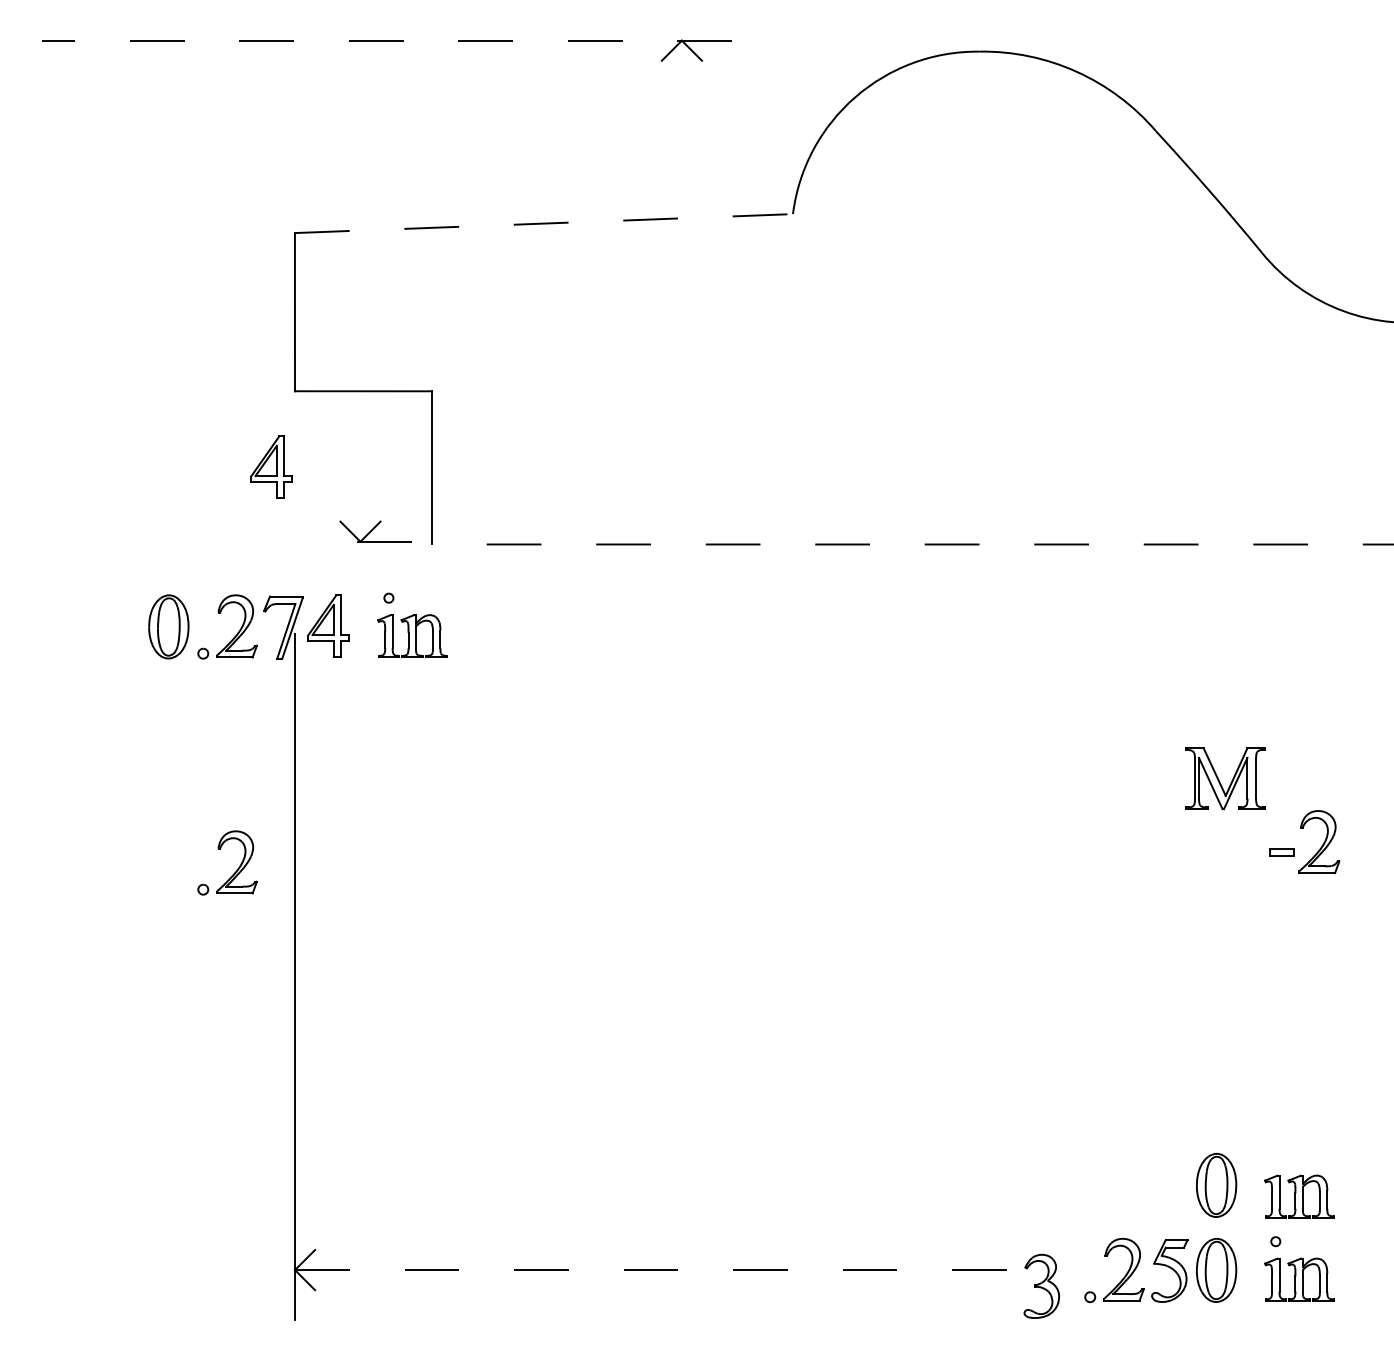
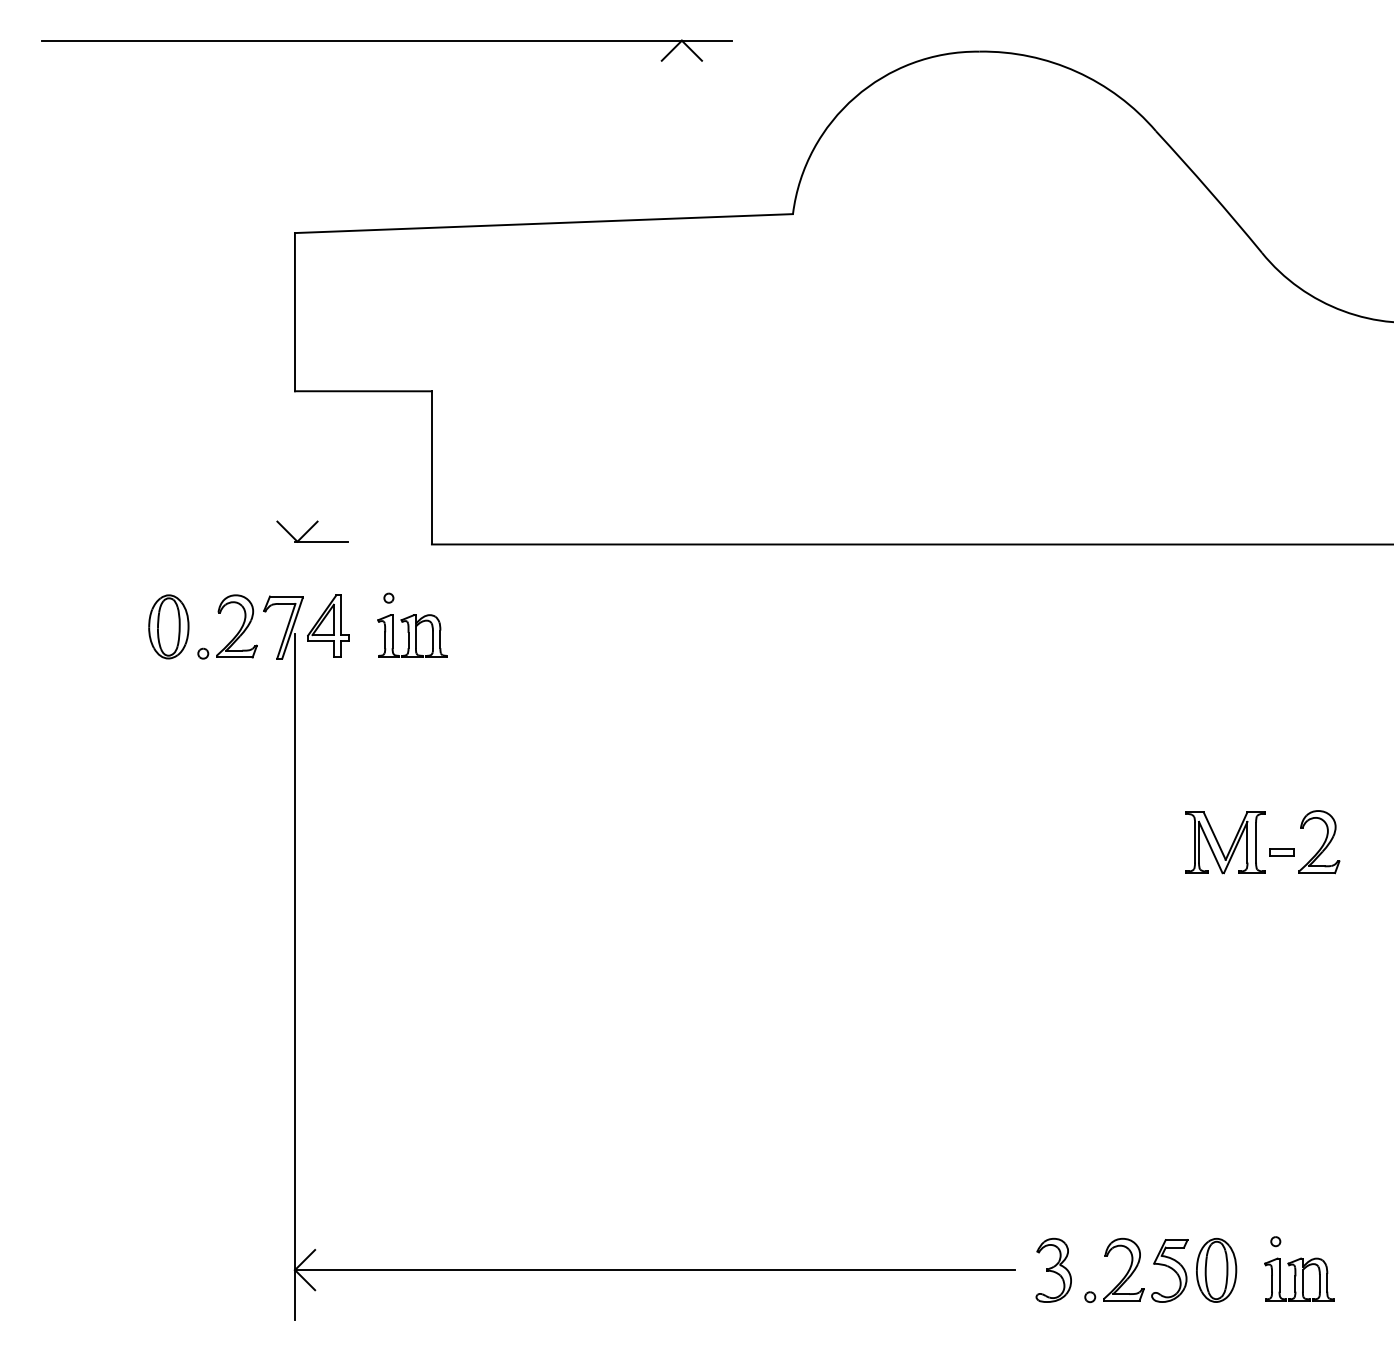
line: dashed -> solid (386, 40)
line: dashed -> solid (544, 223)
part: present -> none (271, 466)
part position: (375, 531) -> (312, 531) (312, 531)
line: dashed -> solid (912, 544)
part position: (1225, 778) -> (1225, 842) (1225, 842)
part: present -> none (237, 868)
part: present -> none (1216, 1185)
part: present -> none (1299, 1196)
line: dashed -> solid (654, 1270)
part position: (1041, 1285) -> (1053, 1269) (1053, 1269)
